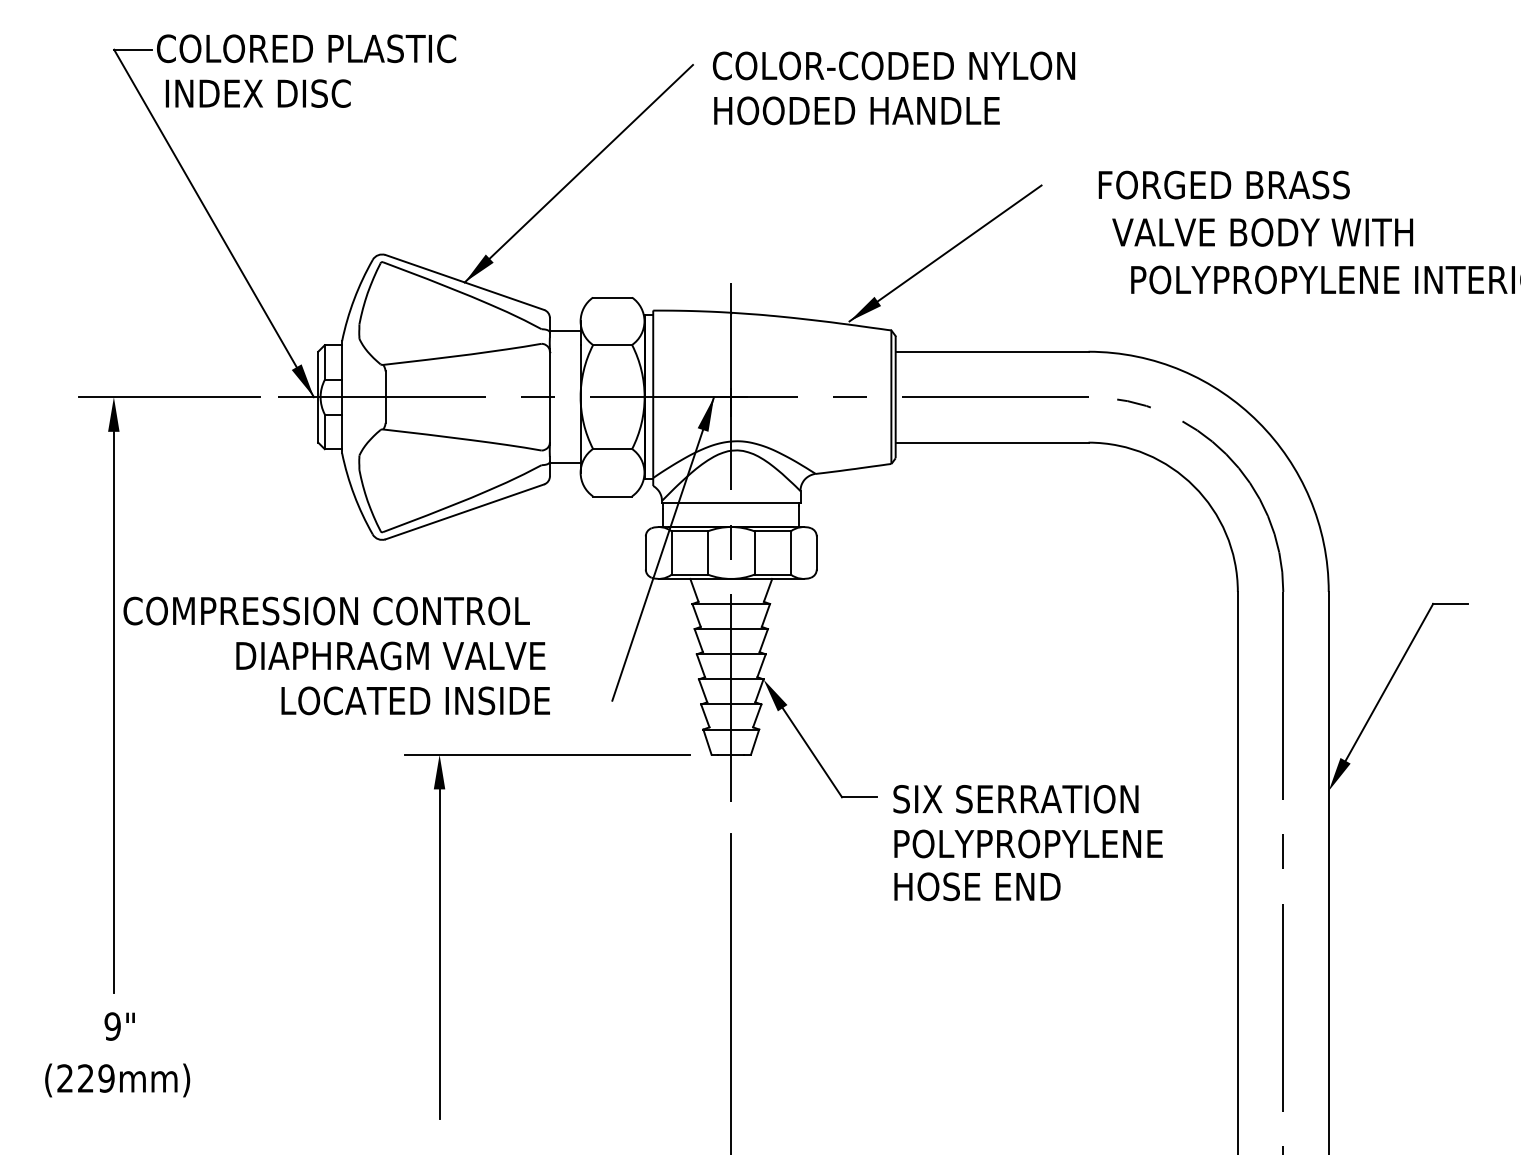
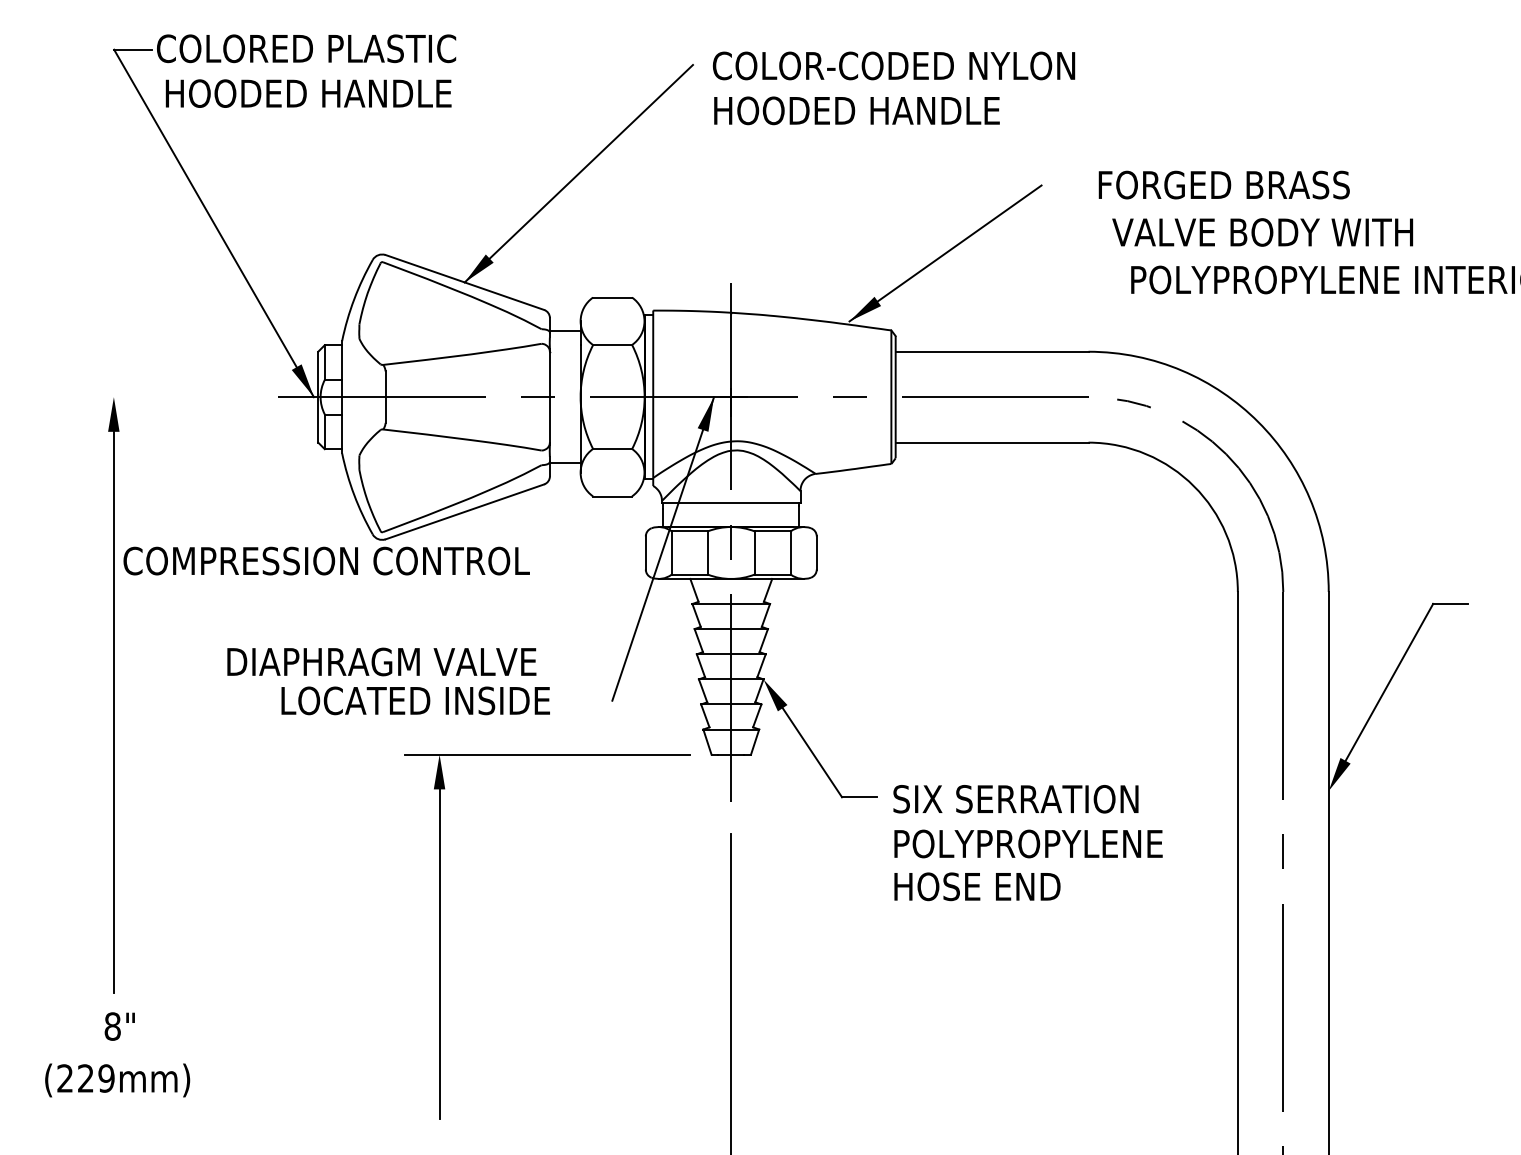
text: INDEX DISC -> HOODED HANDLE (310, 93)
line: present -> none (169, 397)
text position: (326, 610) -> (326, 560) (326, 560)
text position: (390, 655) -> (381, 661) (381, 661)
text: 9" -> 8" (112, 1026)
